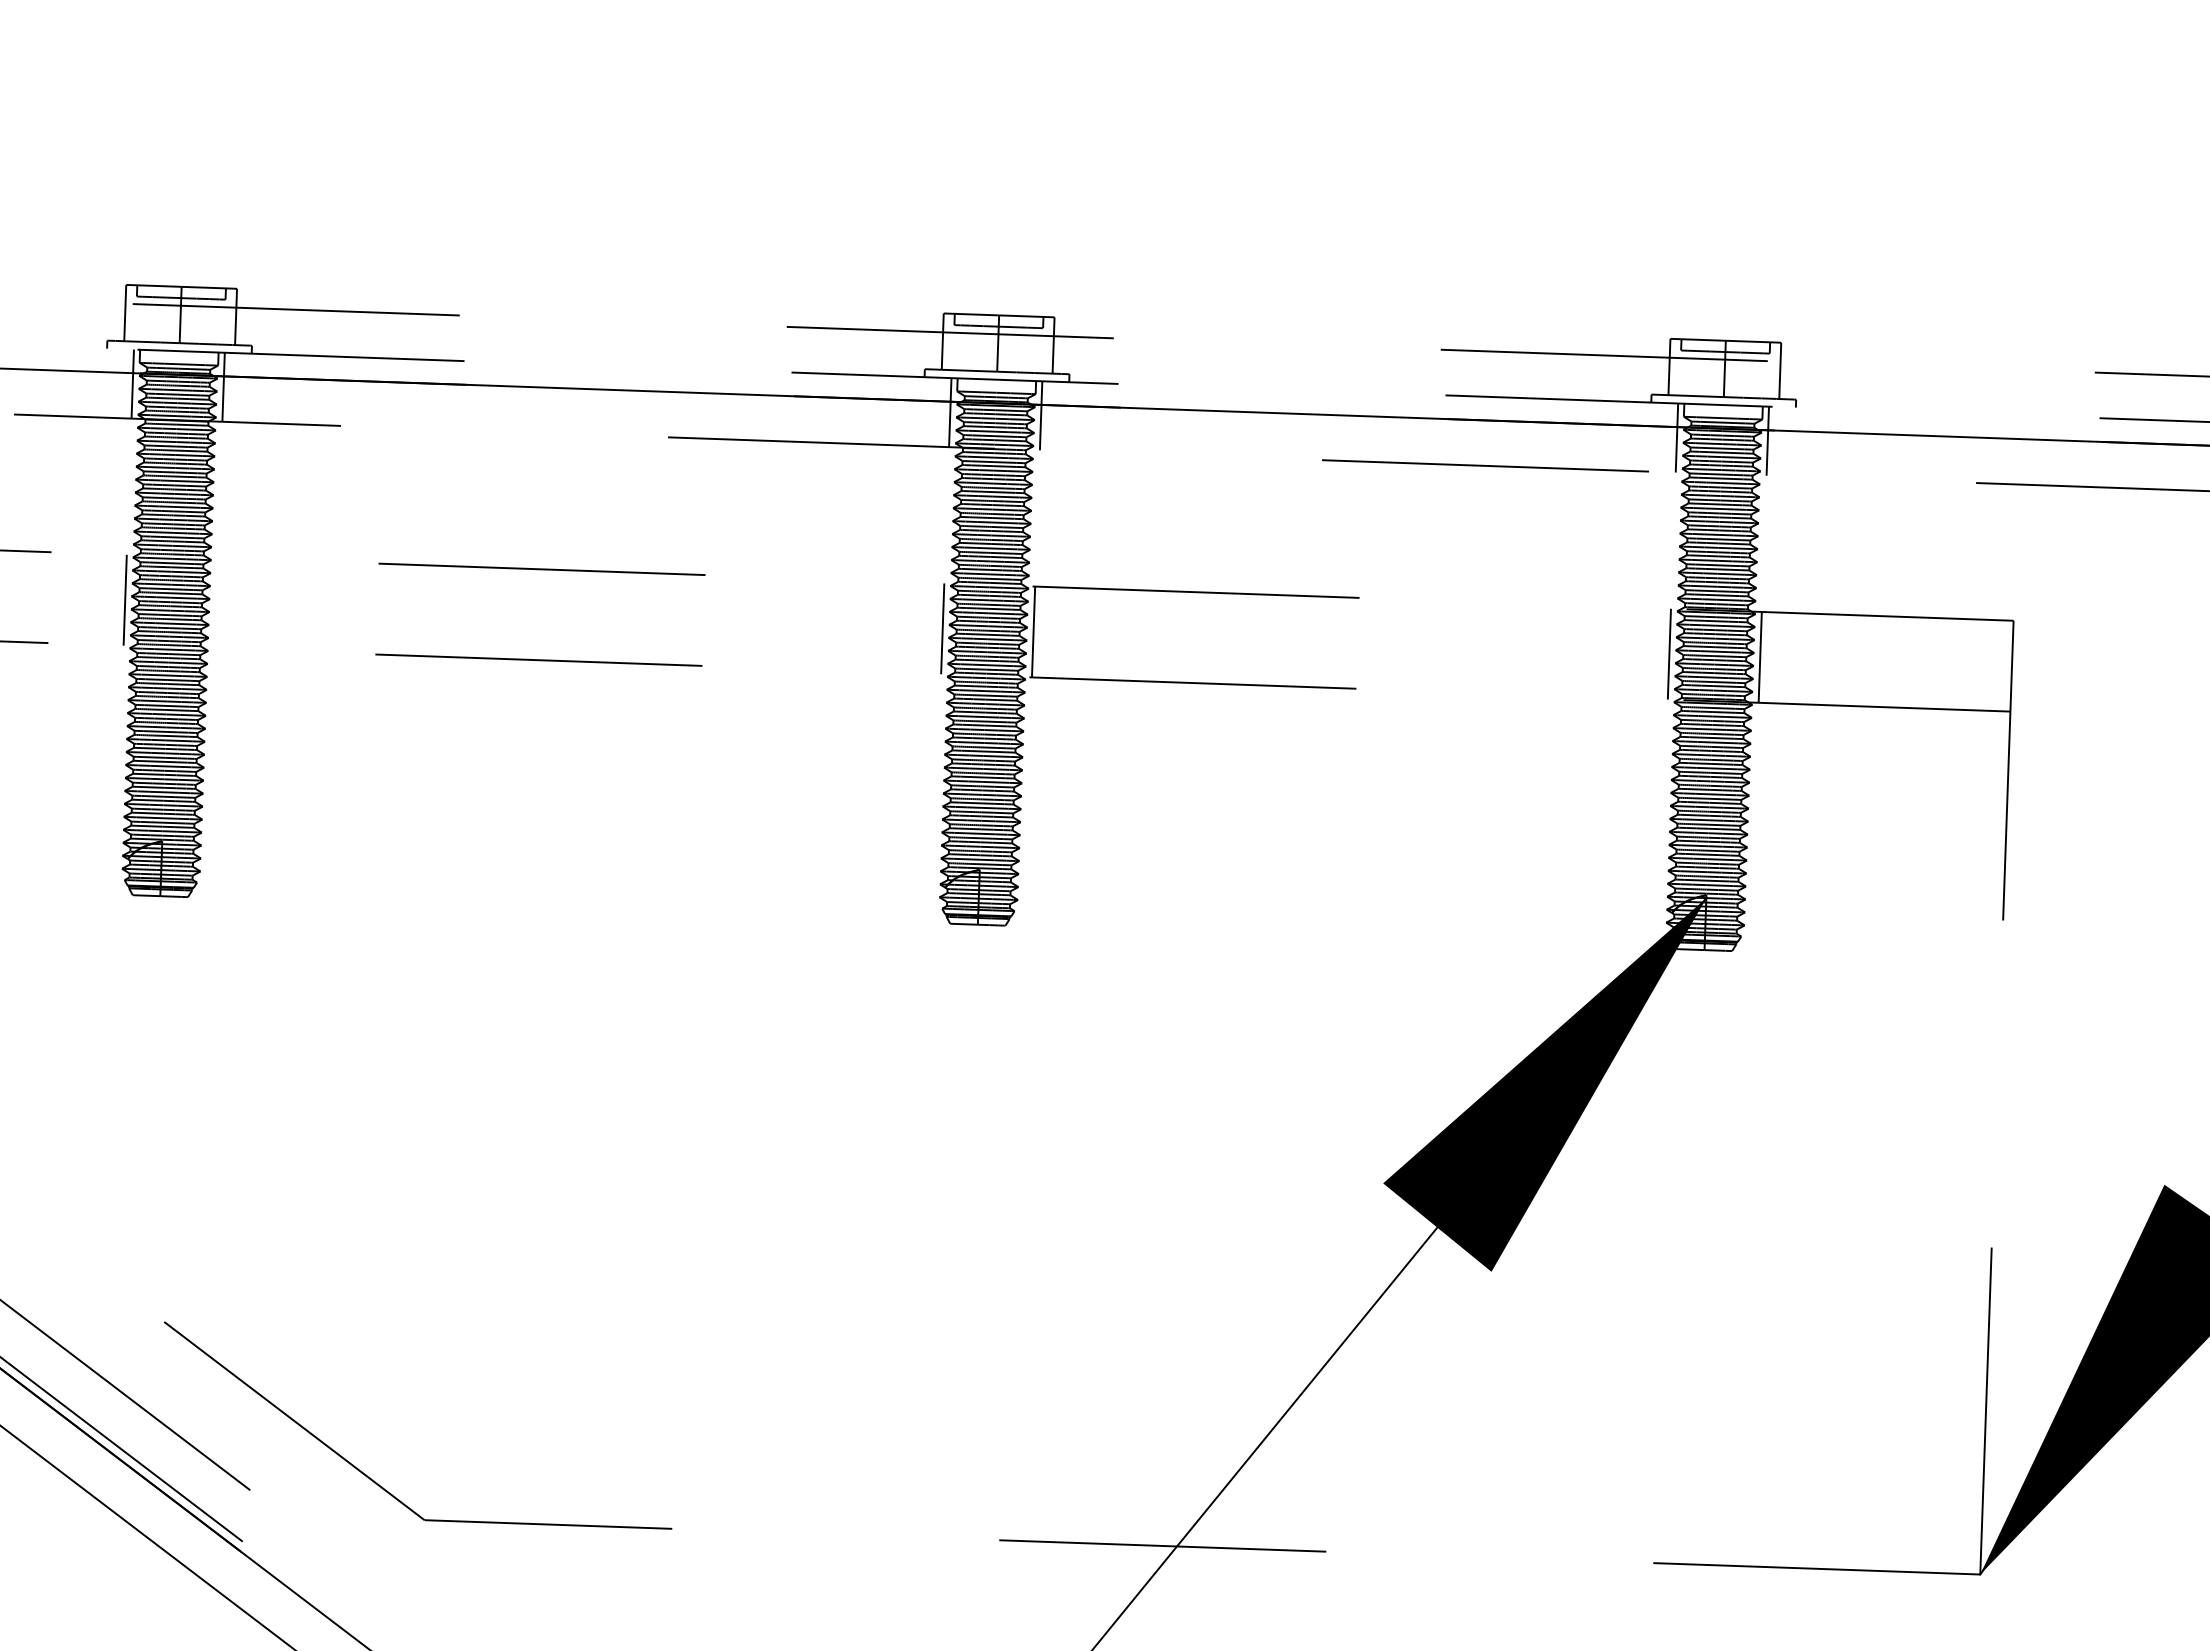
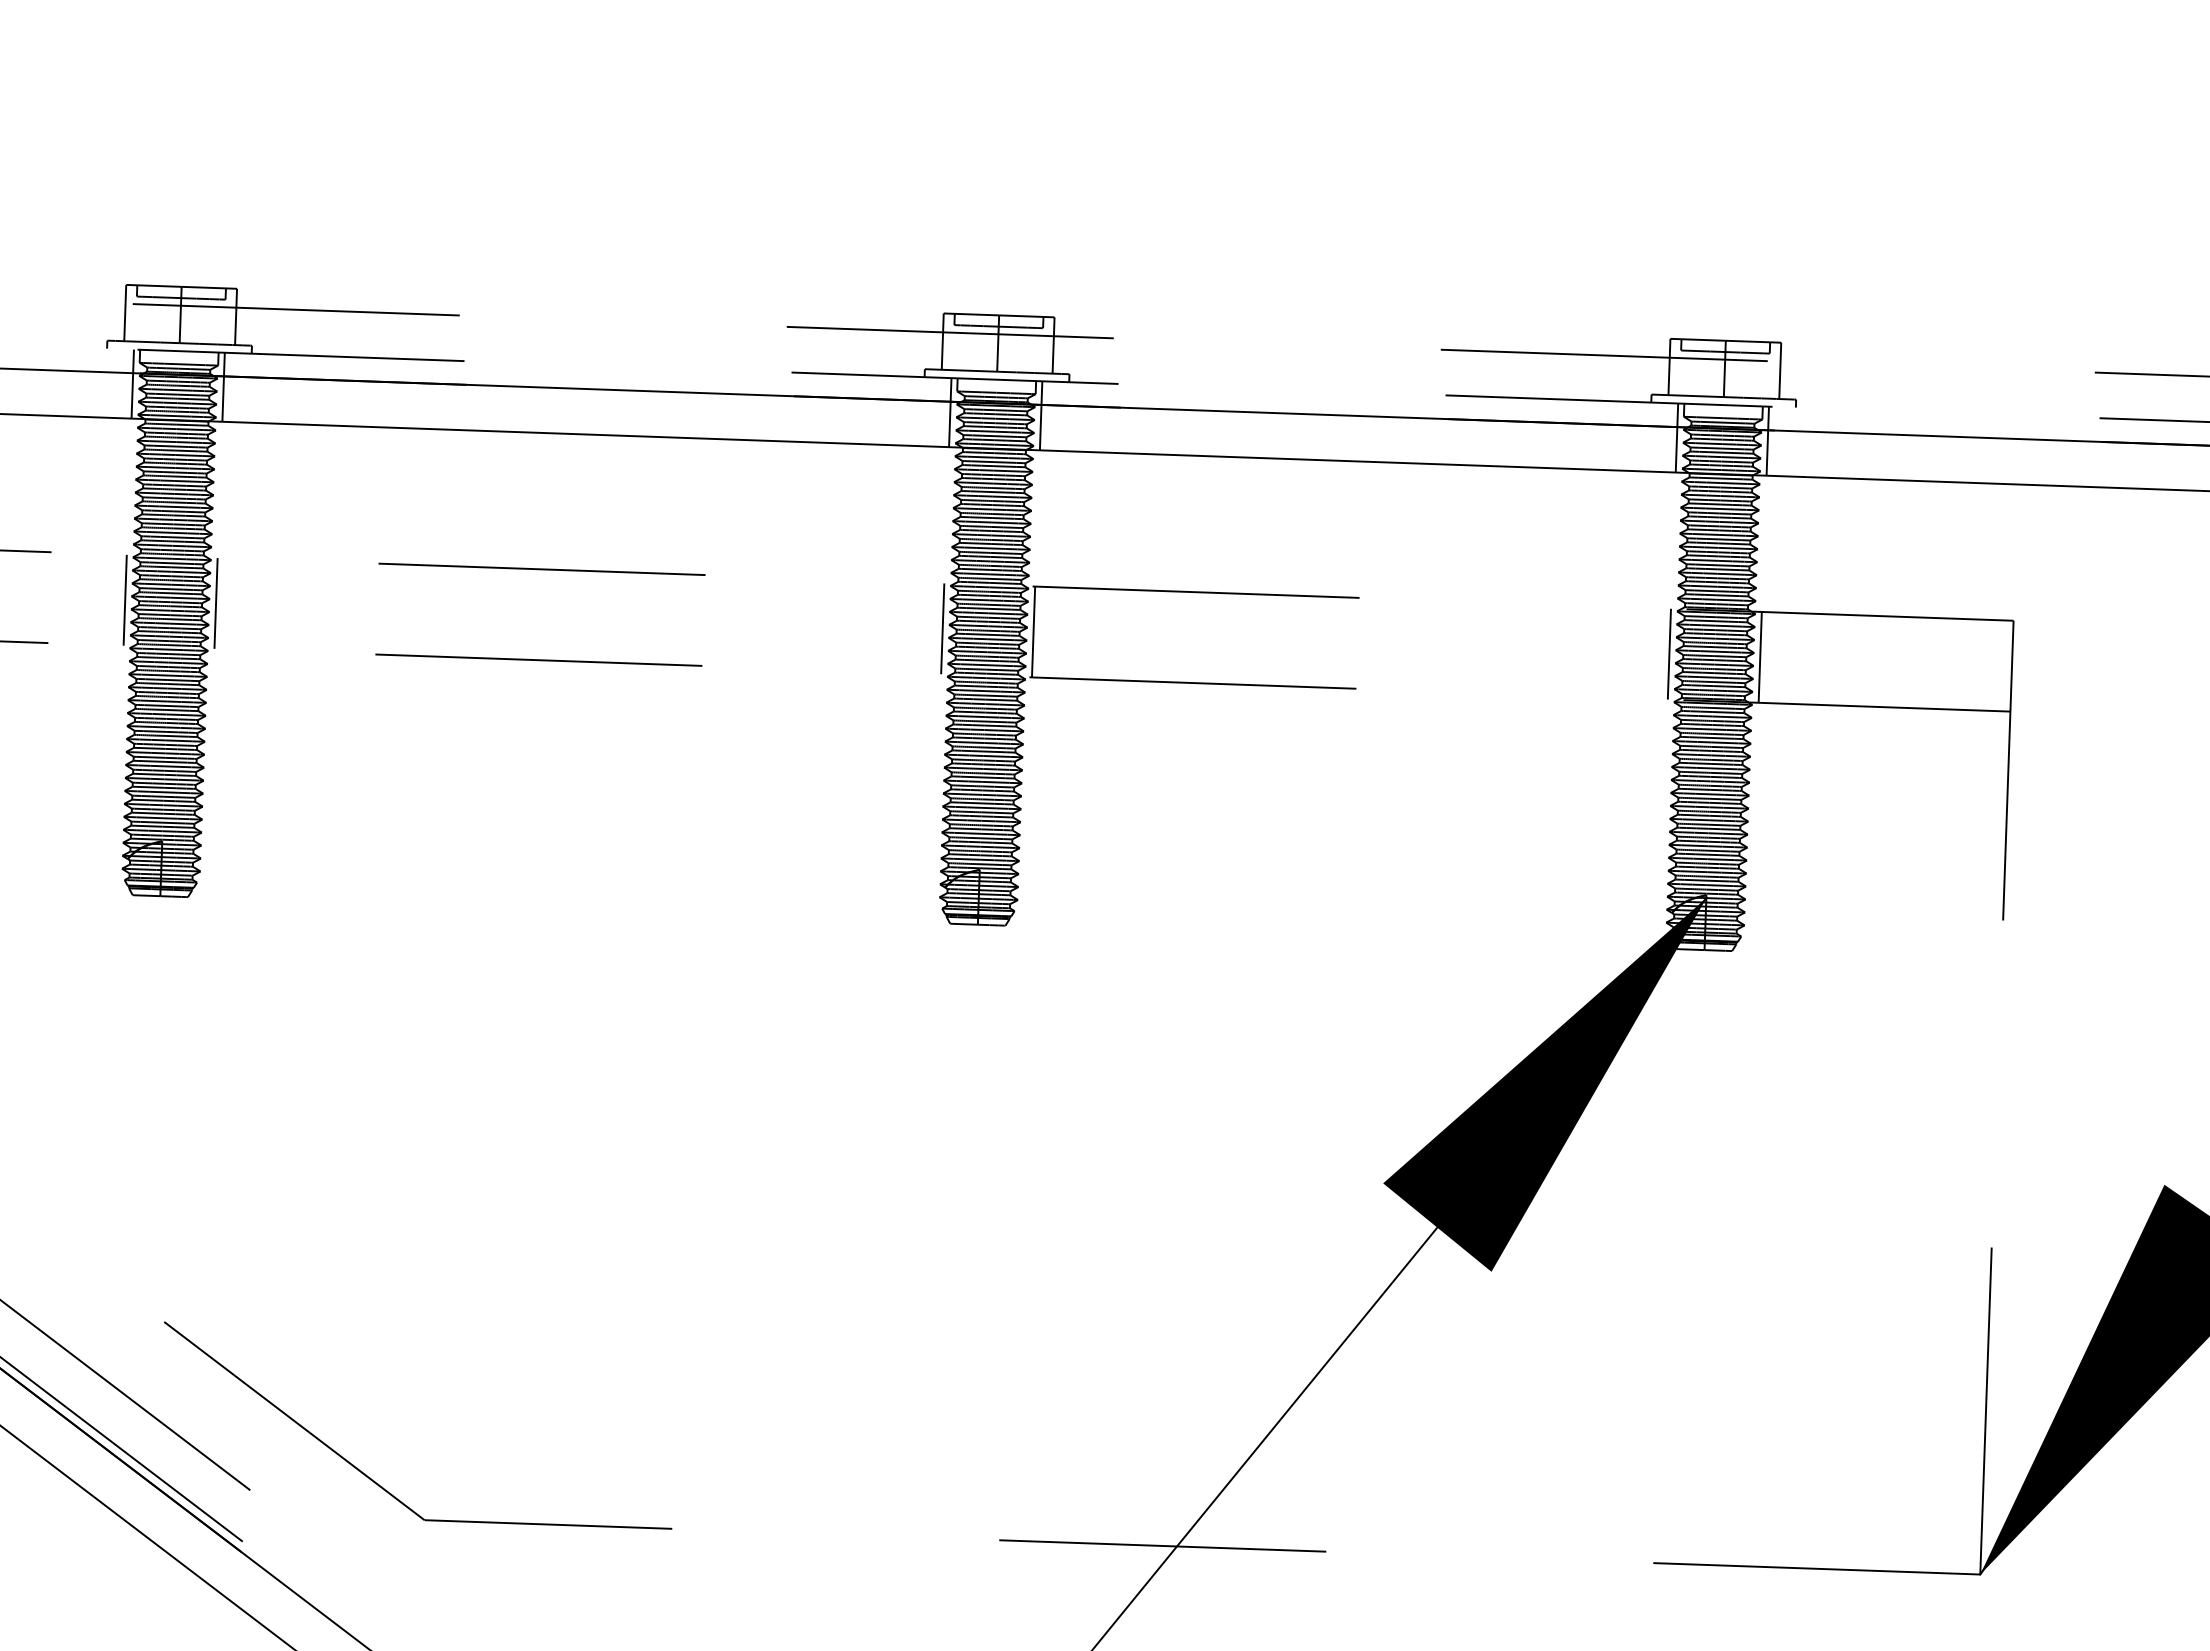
line: dashed -> solid (1104, 452)
line: none -> present (215, 603)
